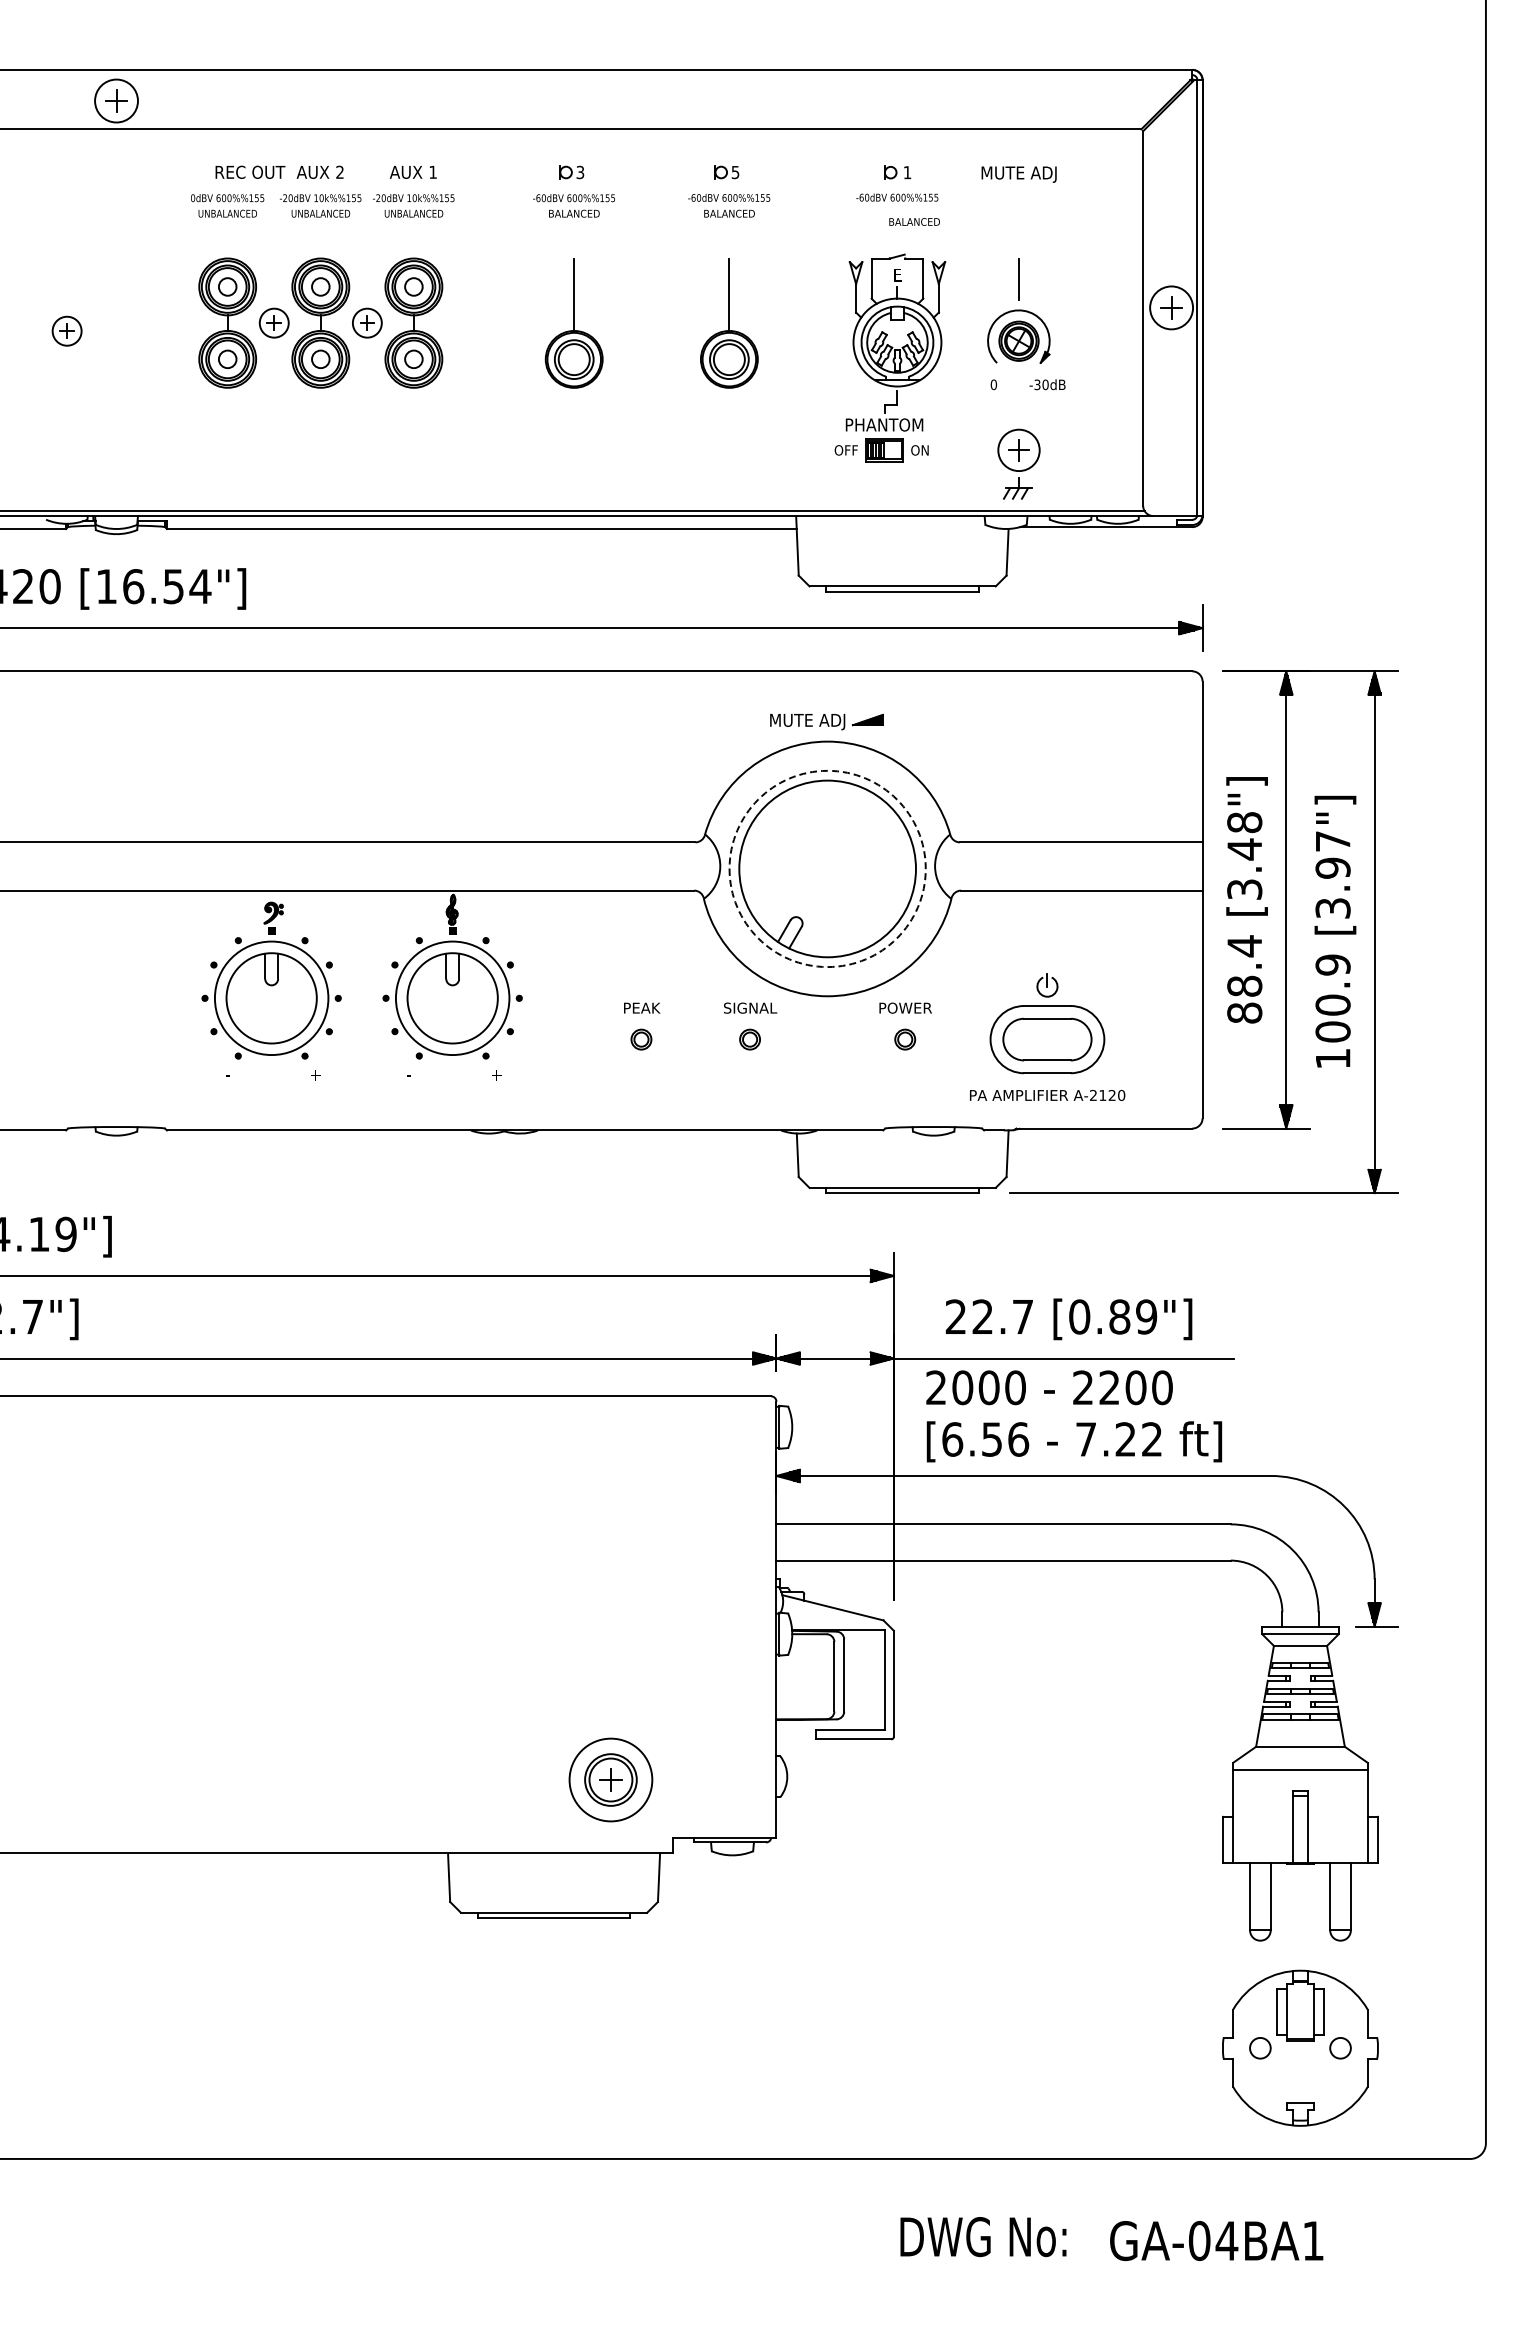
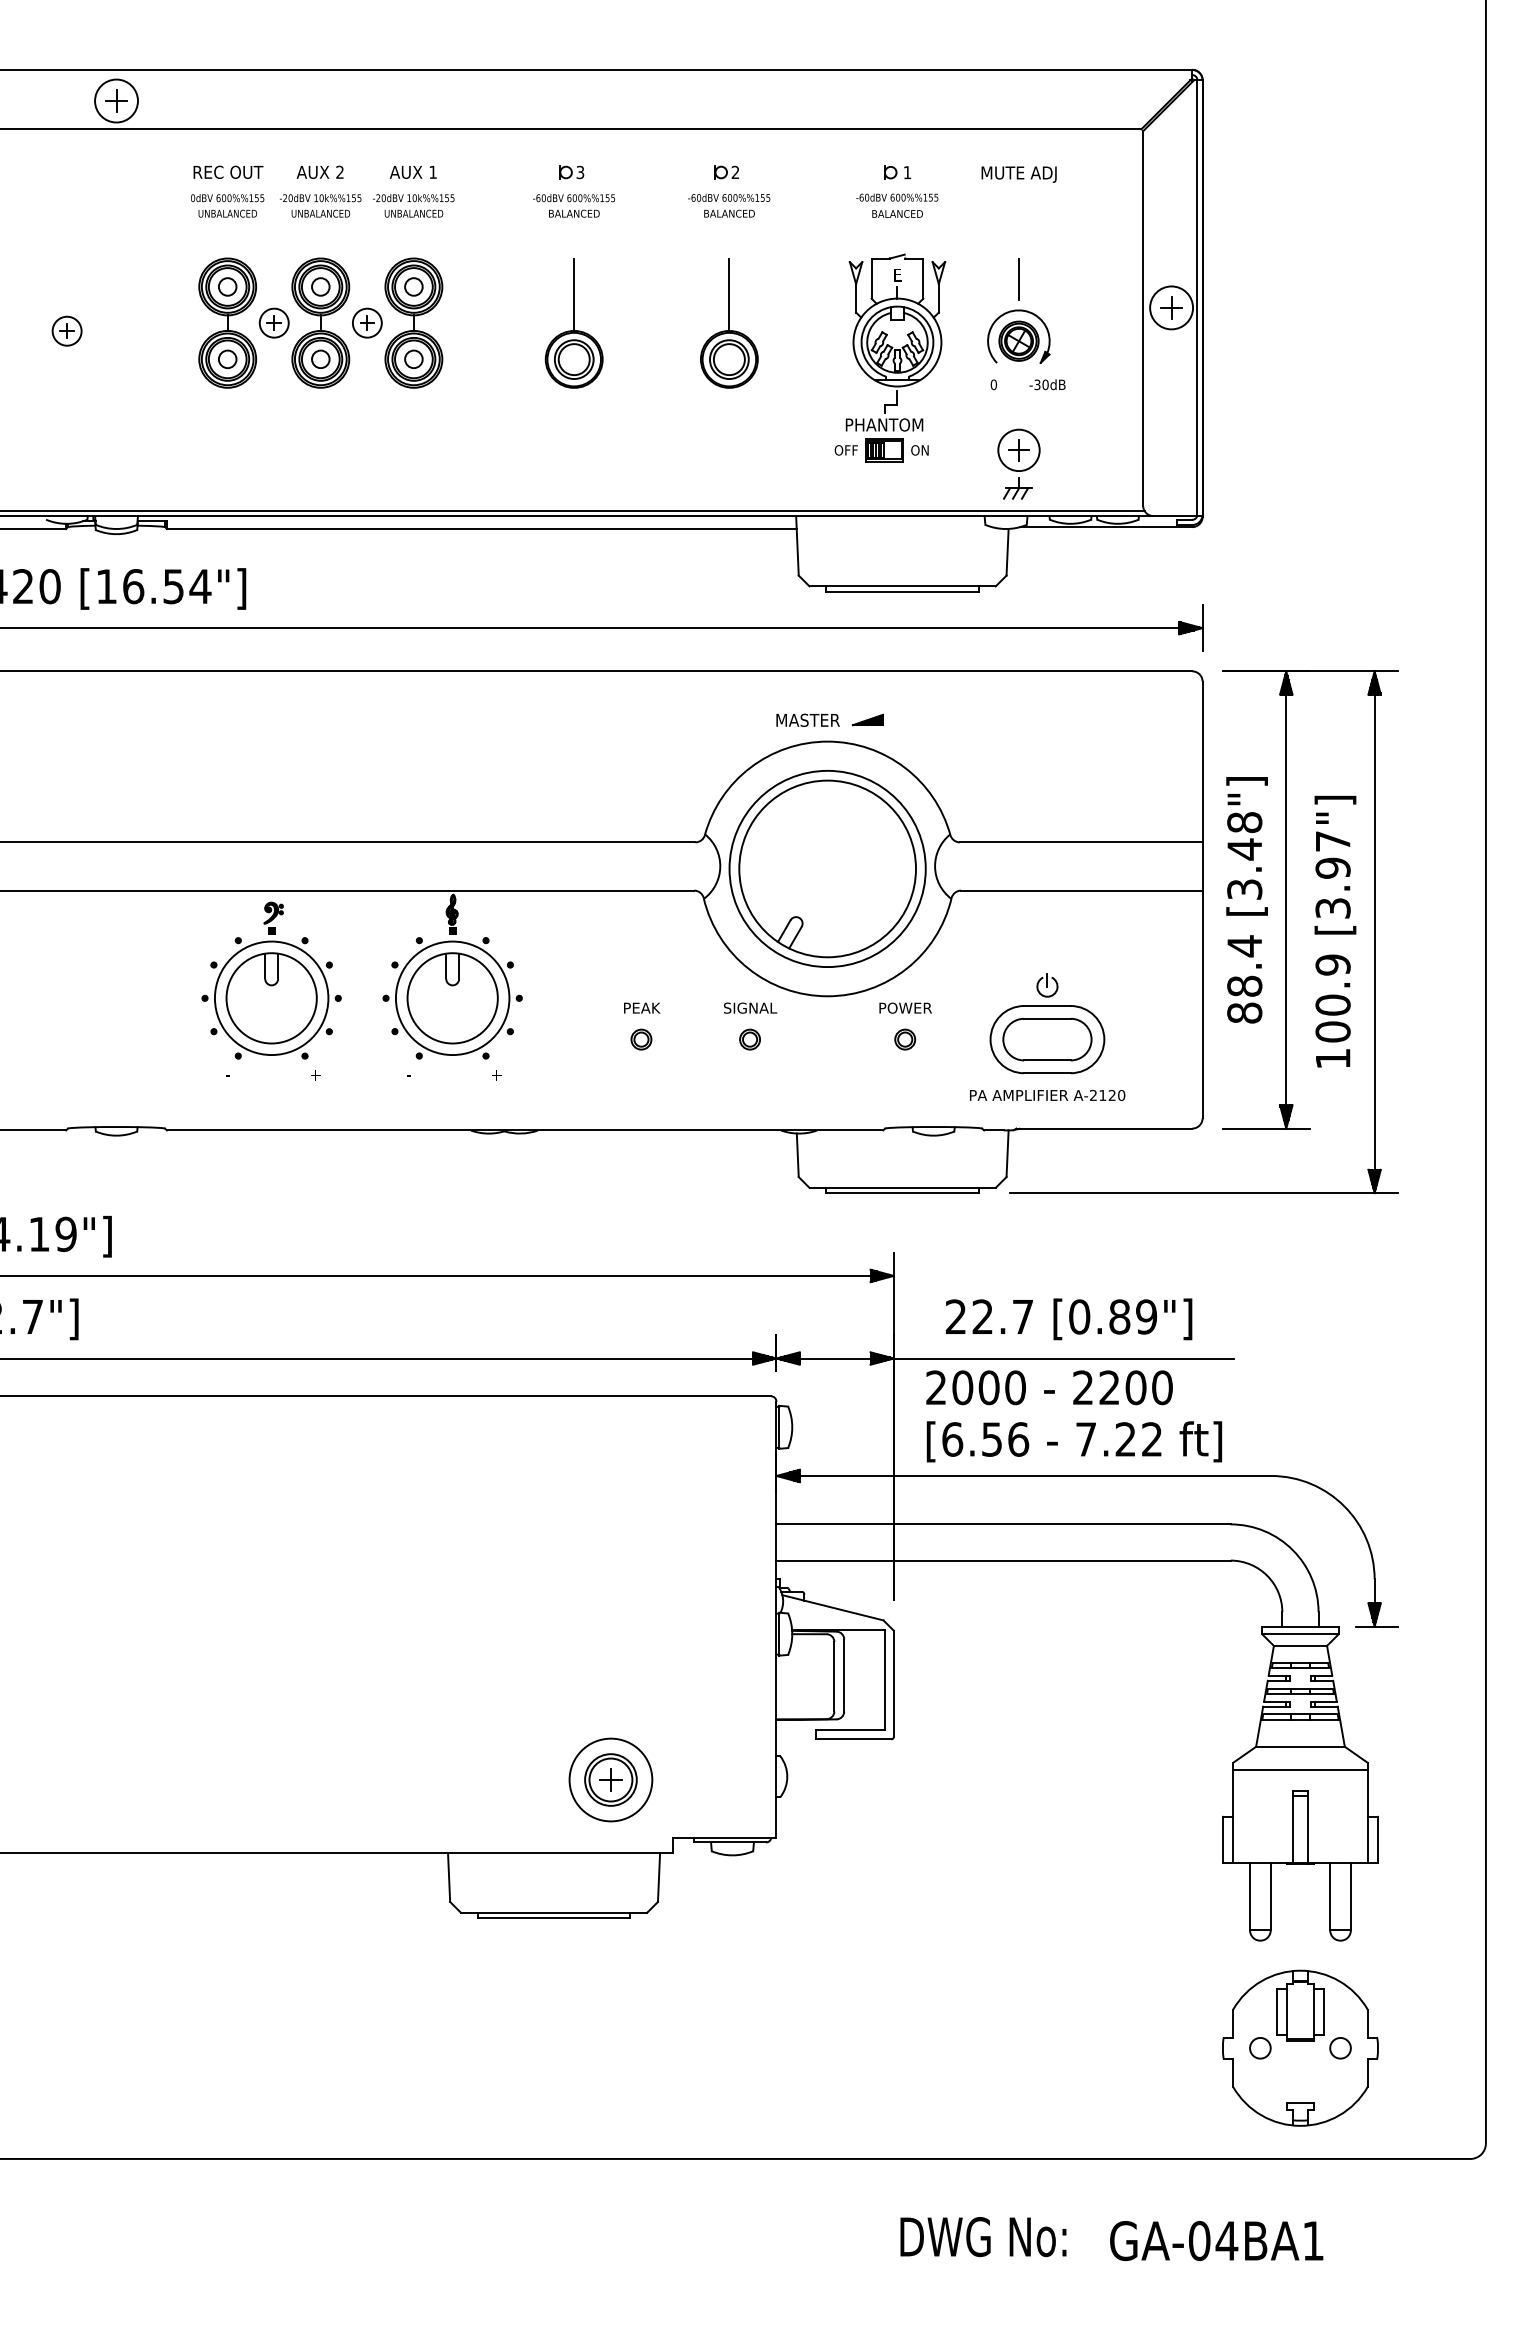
text position: (250, 171) -> (228, 171) (228, 171)
text: 5 -> 2 (735, 172)
text position: (914, 221) -> (897, 213) (897, 213)
text: MUTE ADJ -> MASTER (807, 721)
circle: dashed -> solid (827, 868)
